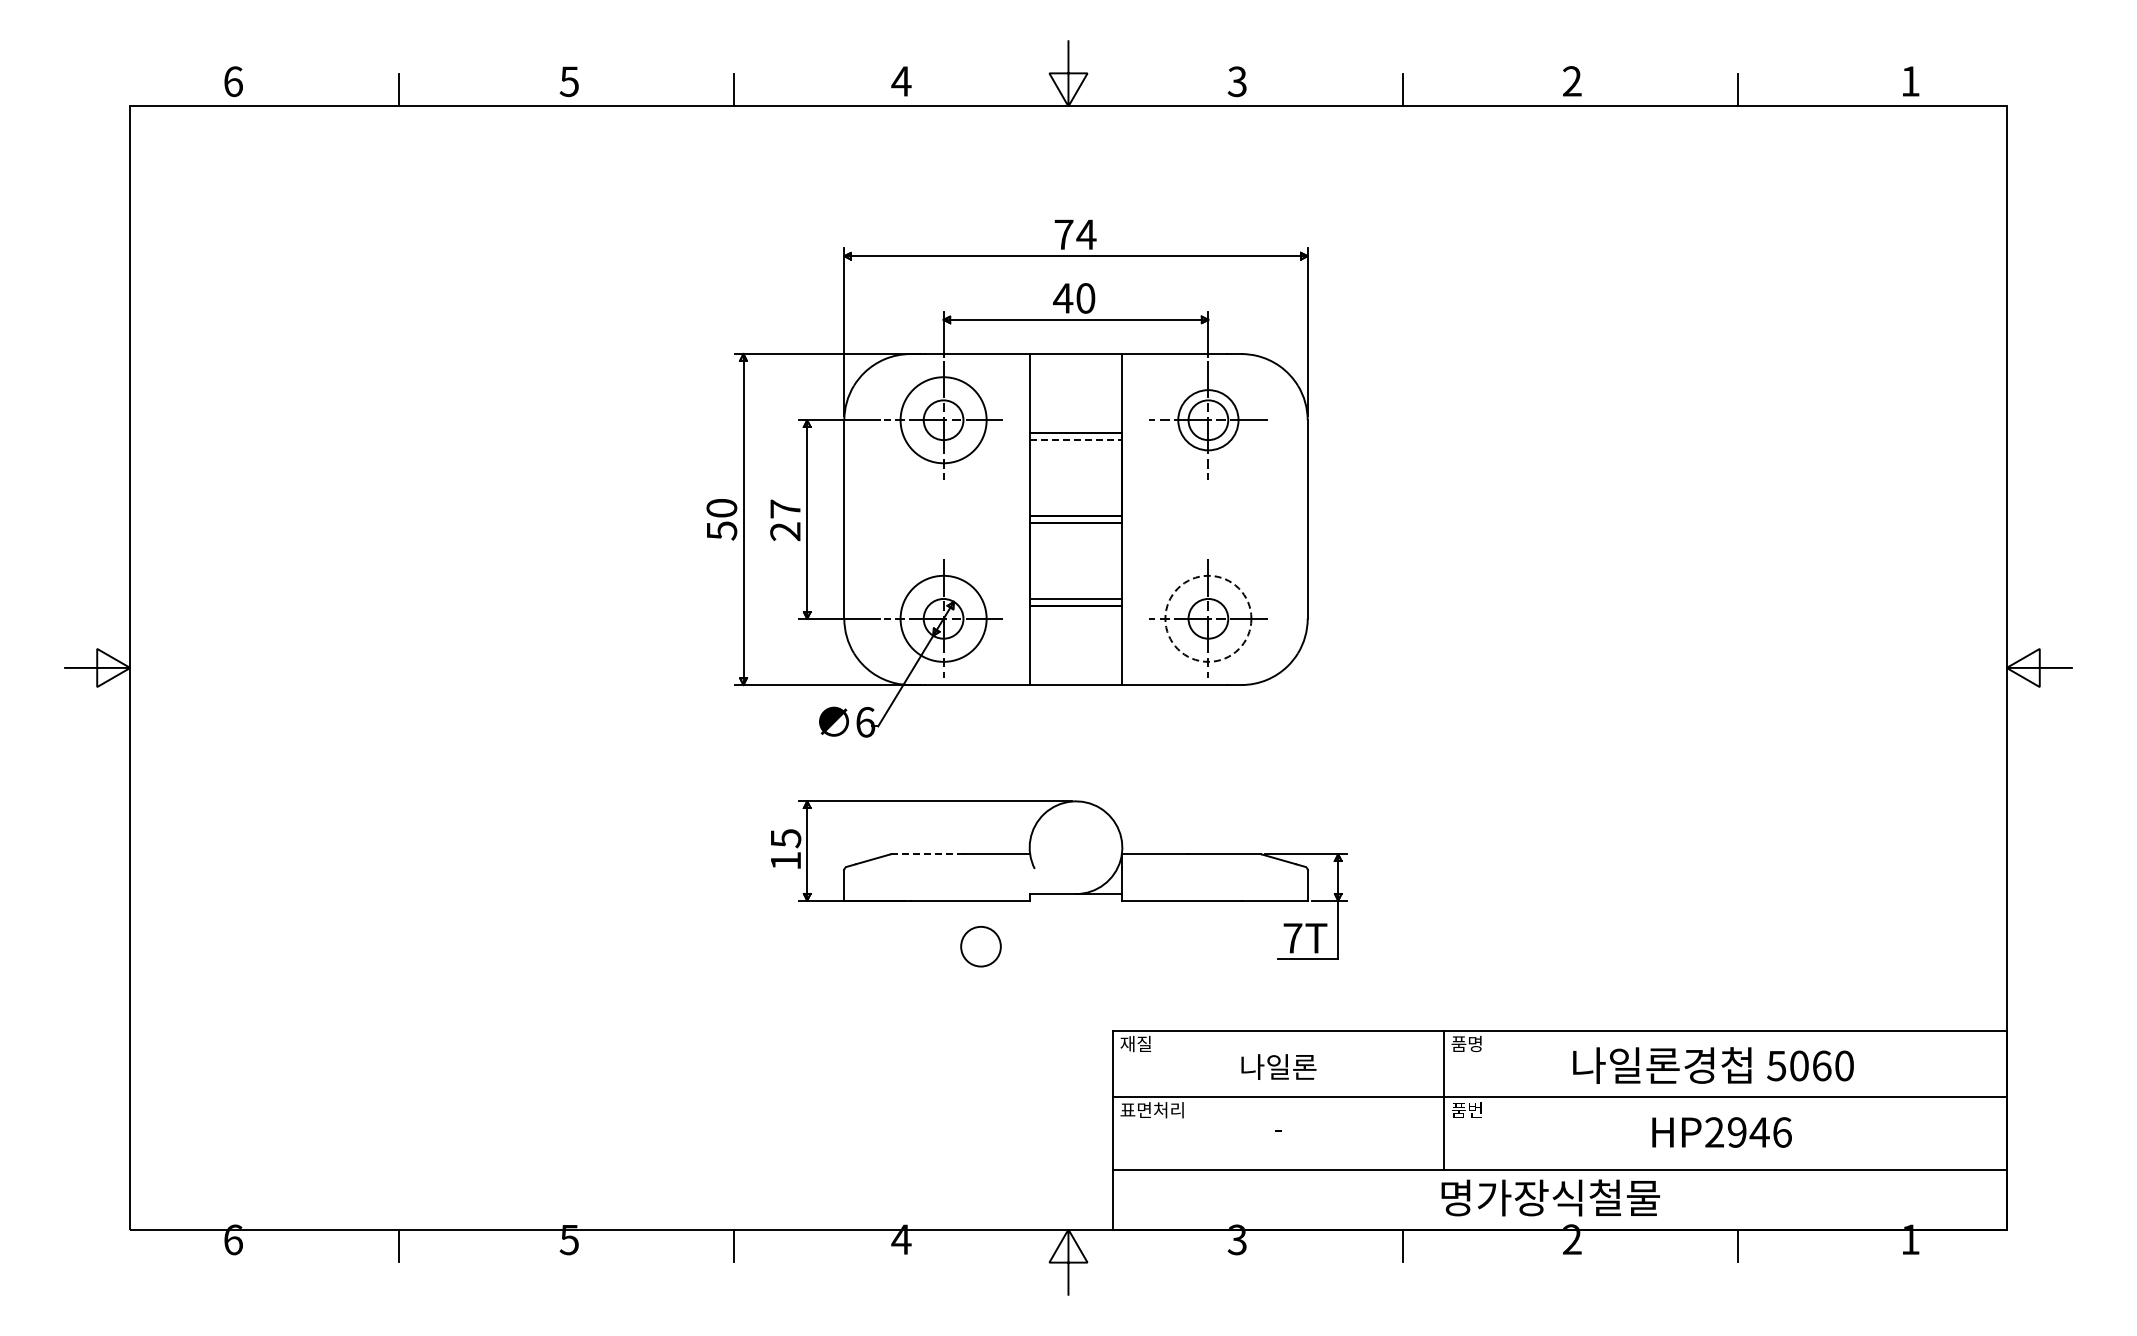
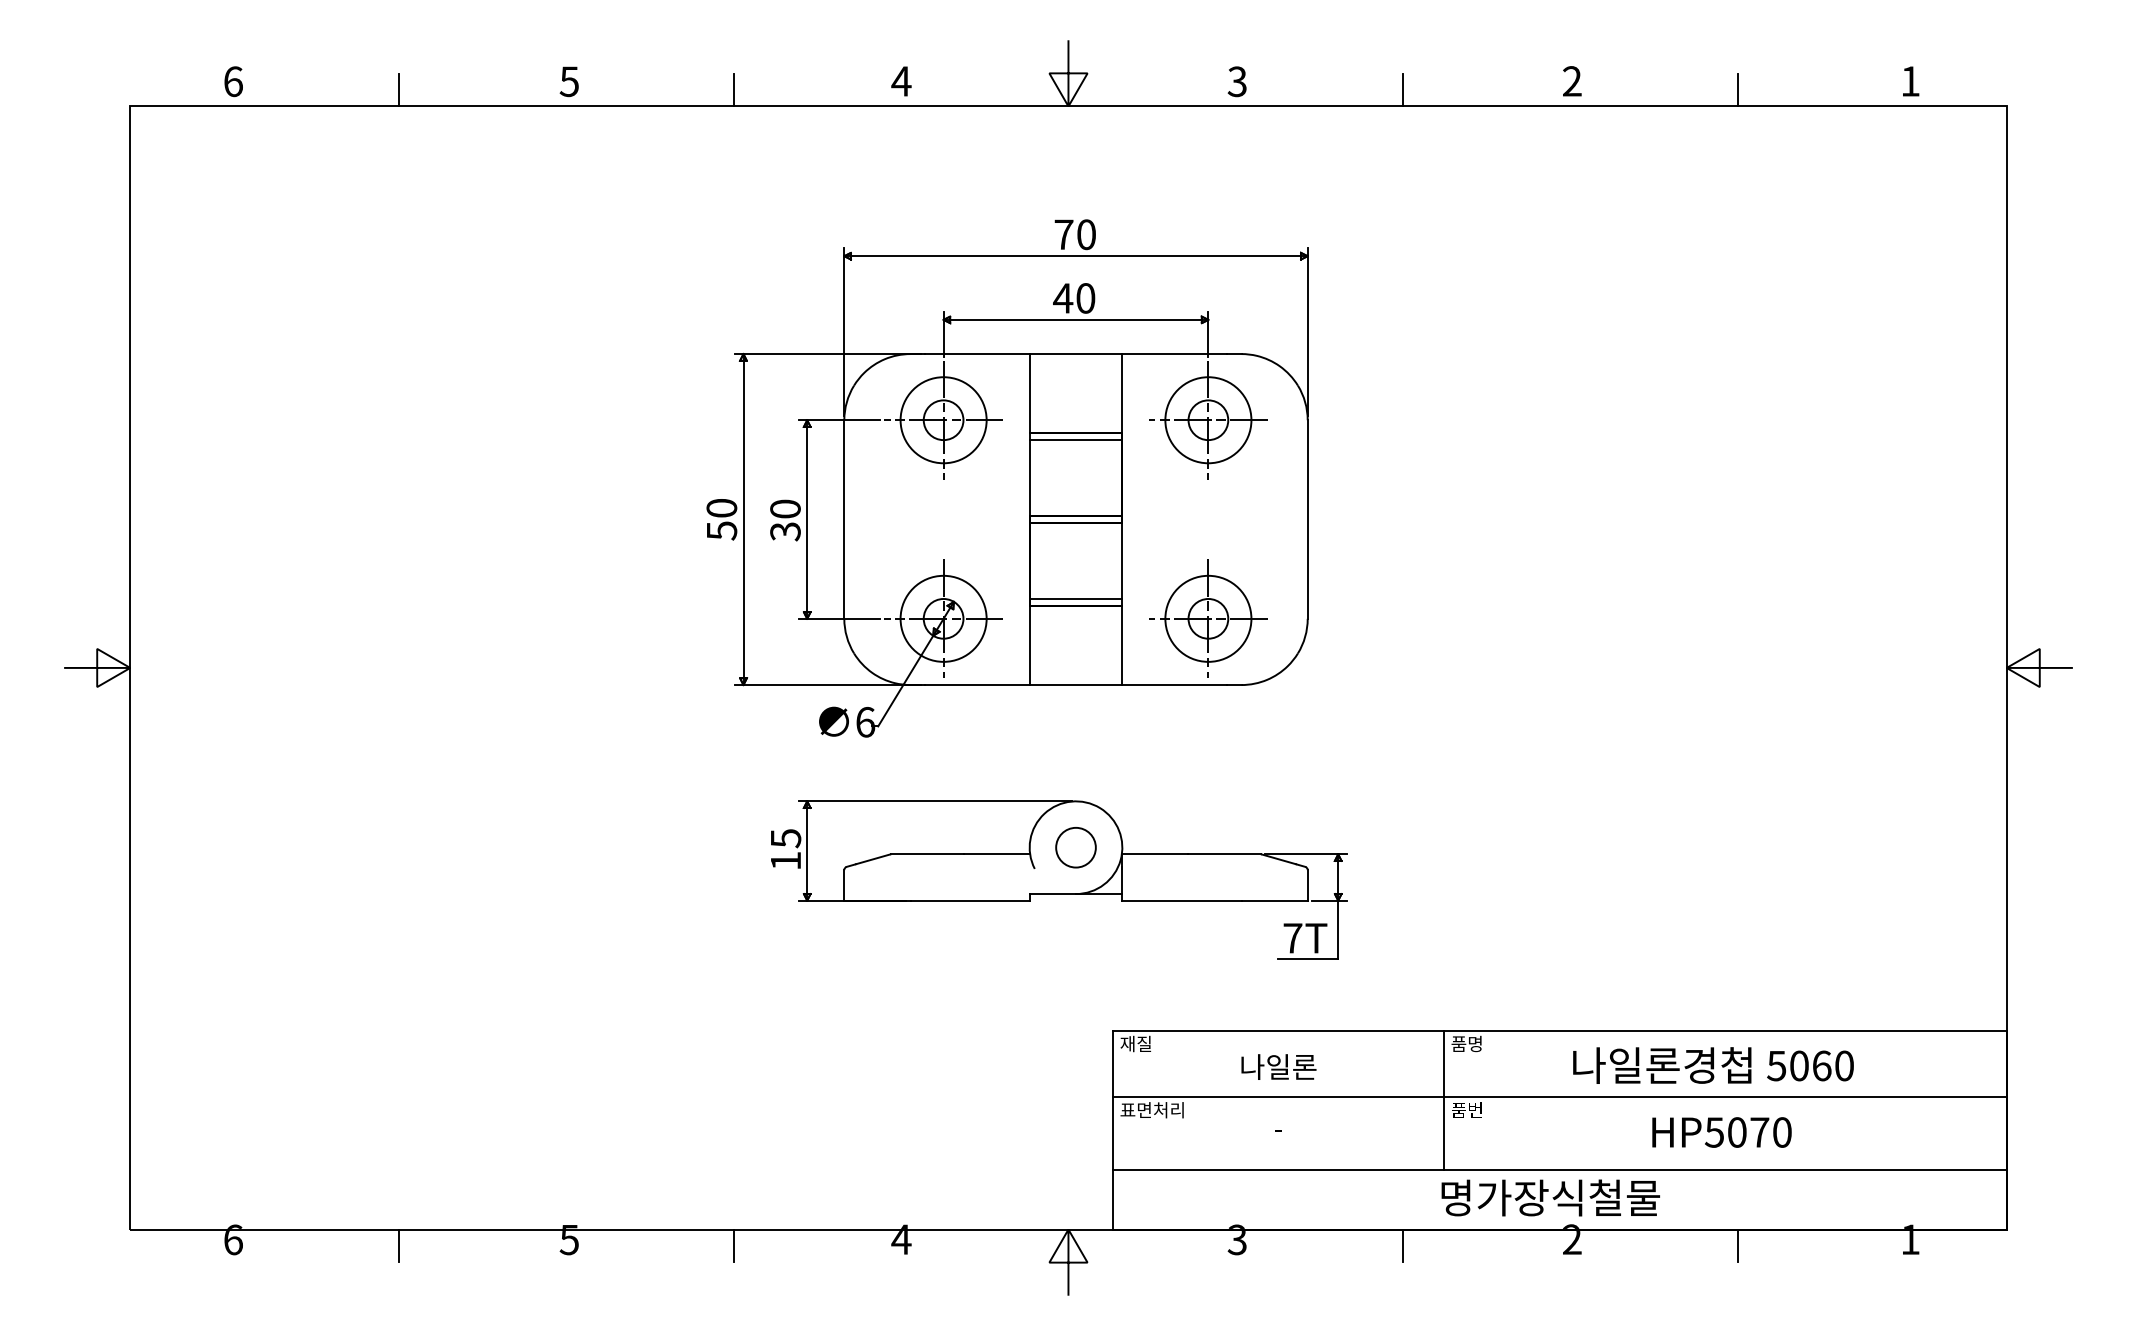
text: 74 -> 70 (1086, 234)
circle diameter: 60 px -> 86 px (1208, 420)
line: dashed -> solid (1076, 440)
text: 27 -> 30 (785, 520)
circle: dashed -> solid (1208, 618)
line: dashed -> solid (927, 854)
circle position: (980, 946) -> (1075, 847) (1075, 847)
text: HP2946 -> HP5070 (1748, 1132)
